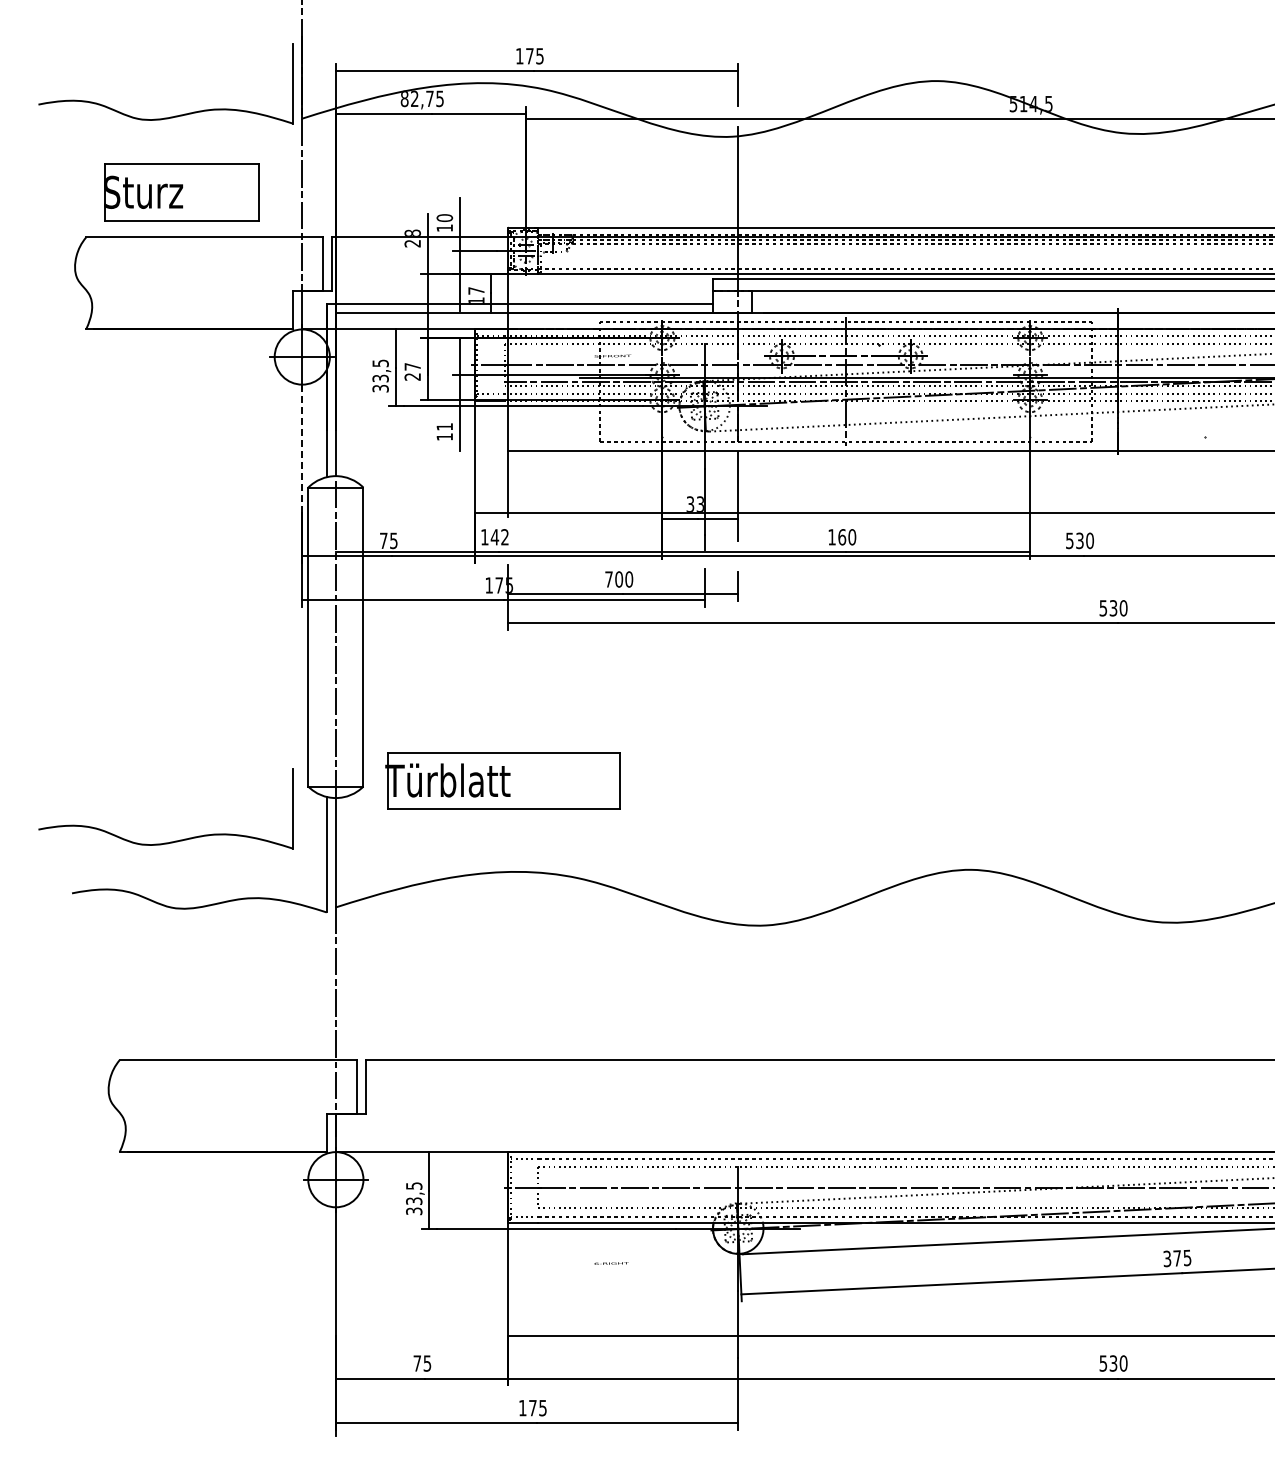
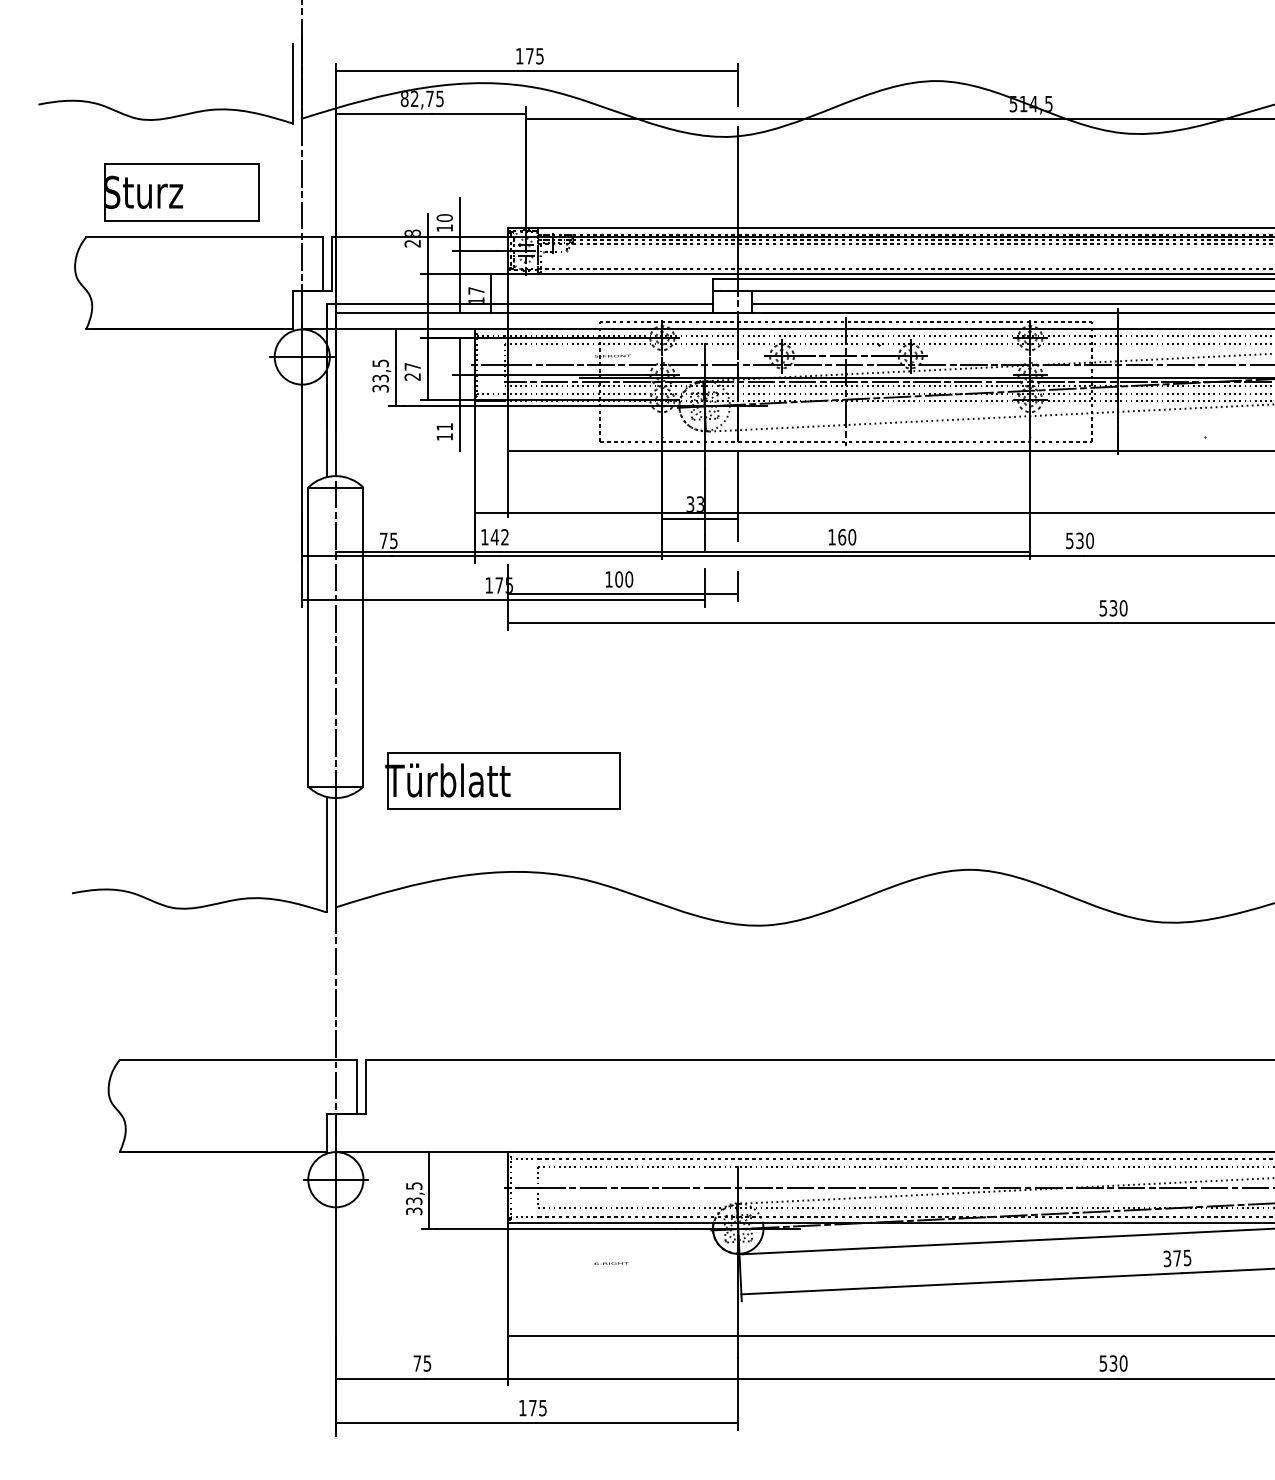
line: none -> present (1011, 303)
line: dashed -> solid (302, 456)
text: 700 -> 100 (608, 579)
part: present -> none (170, 841)
